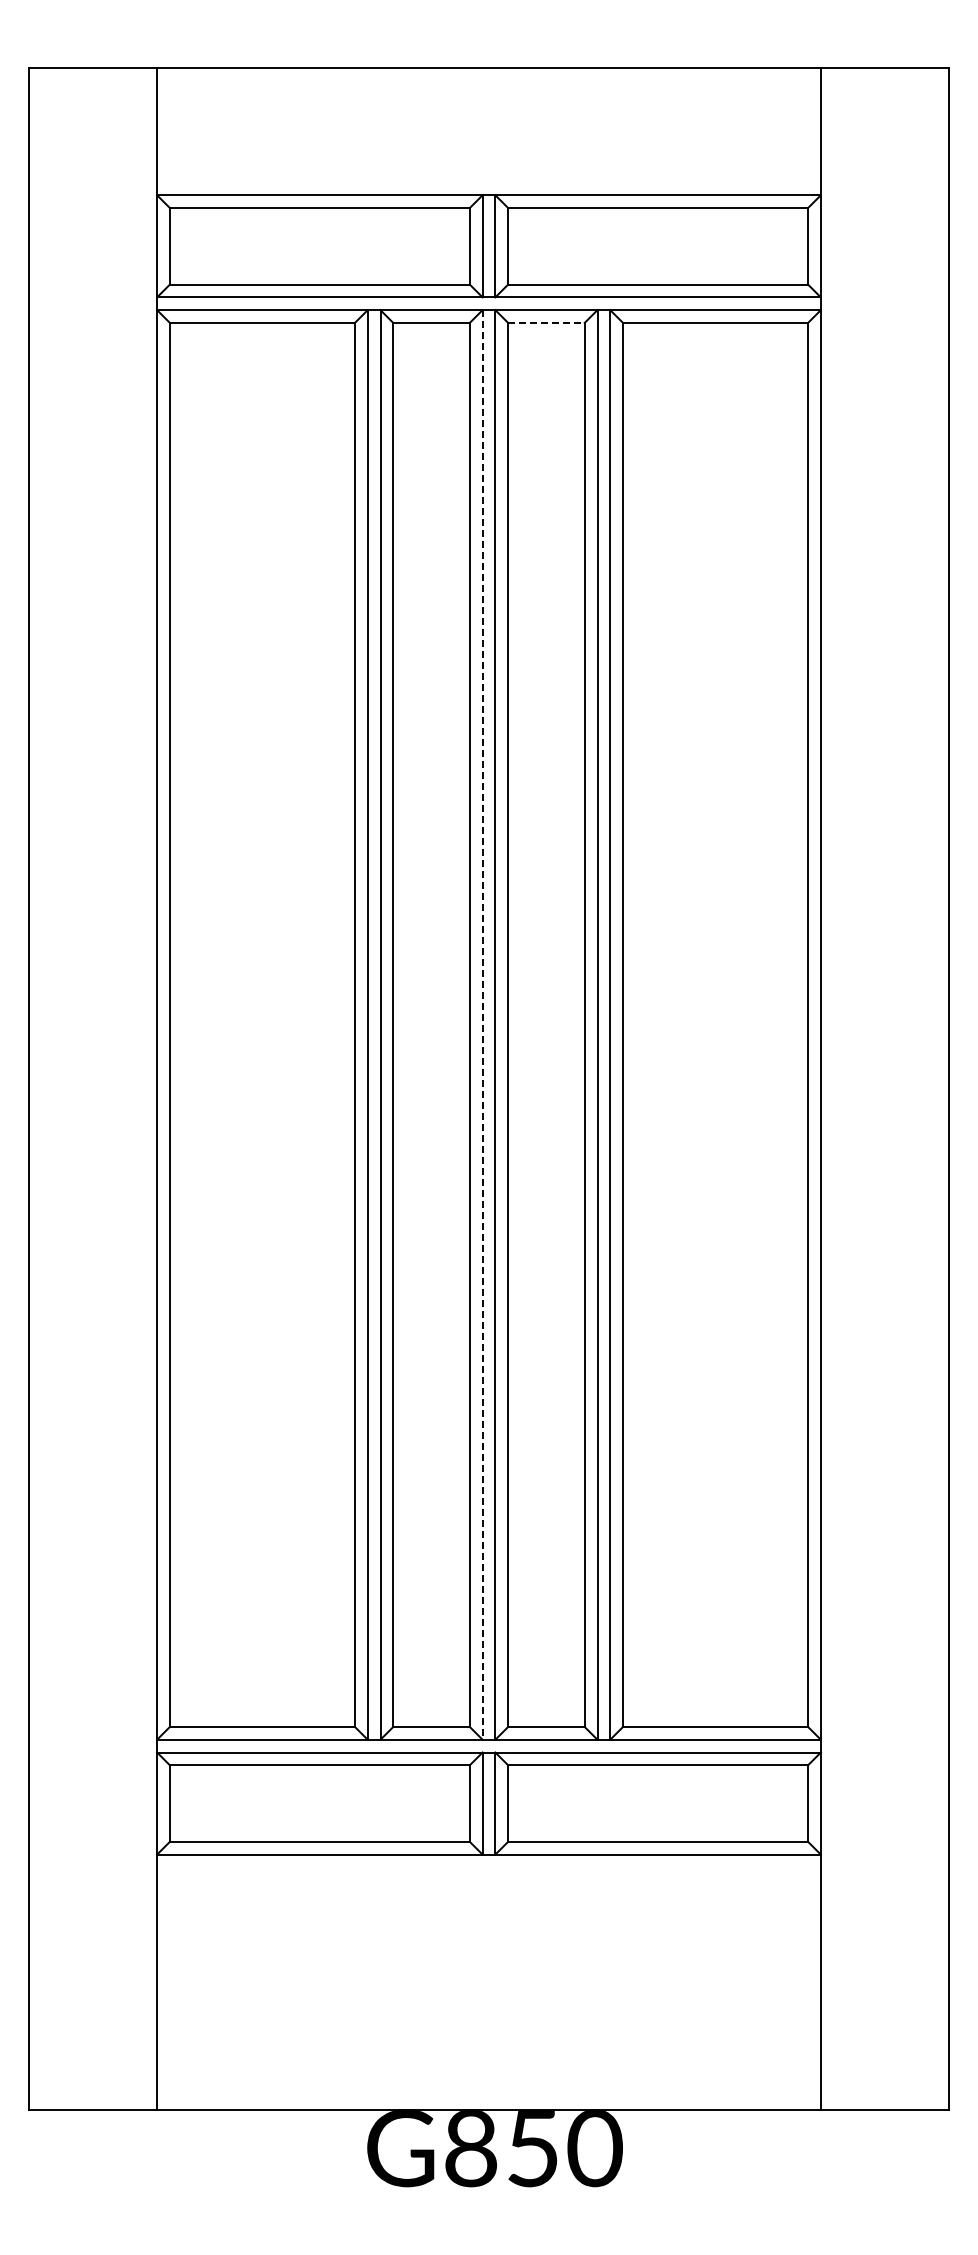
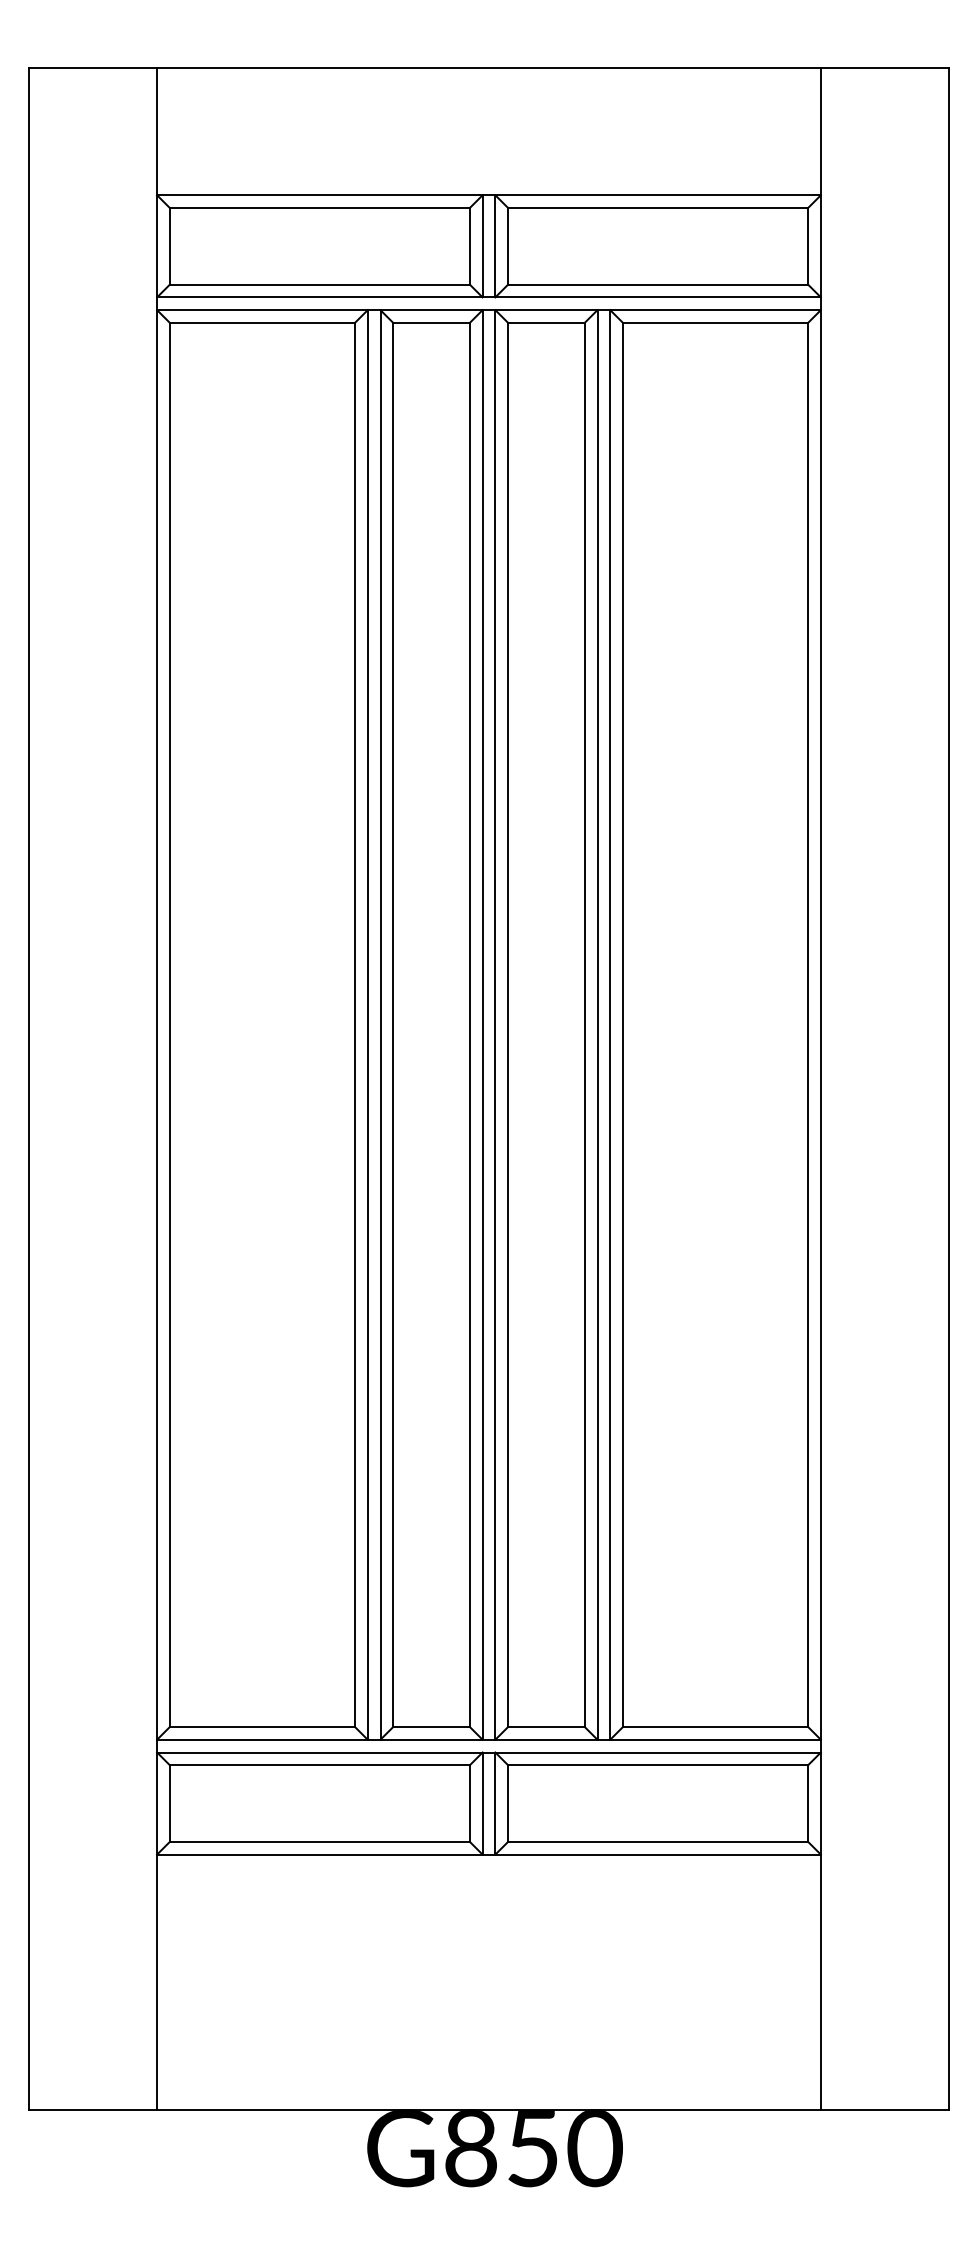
line: dashed -> solid (546, 322)
line: dashed -> solid (482, 1024)
